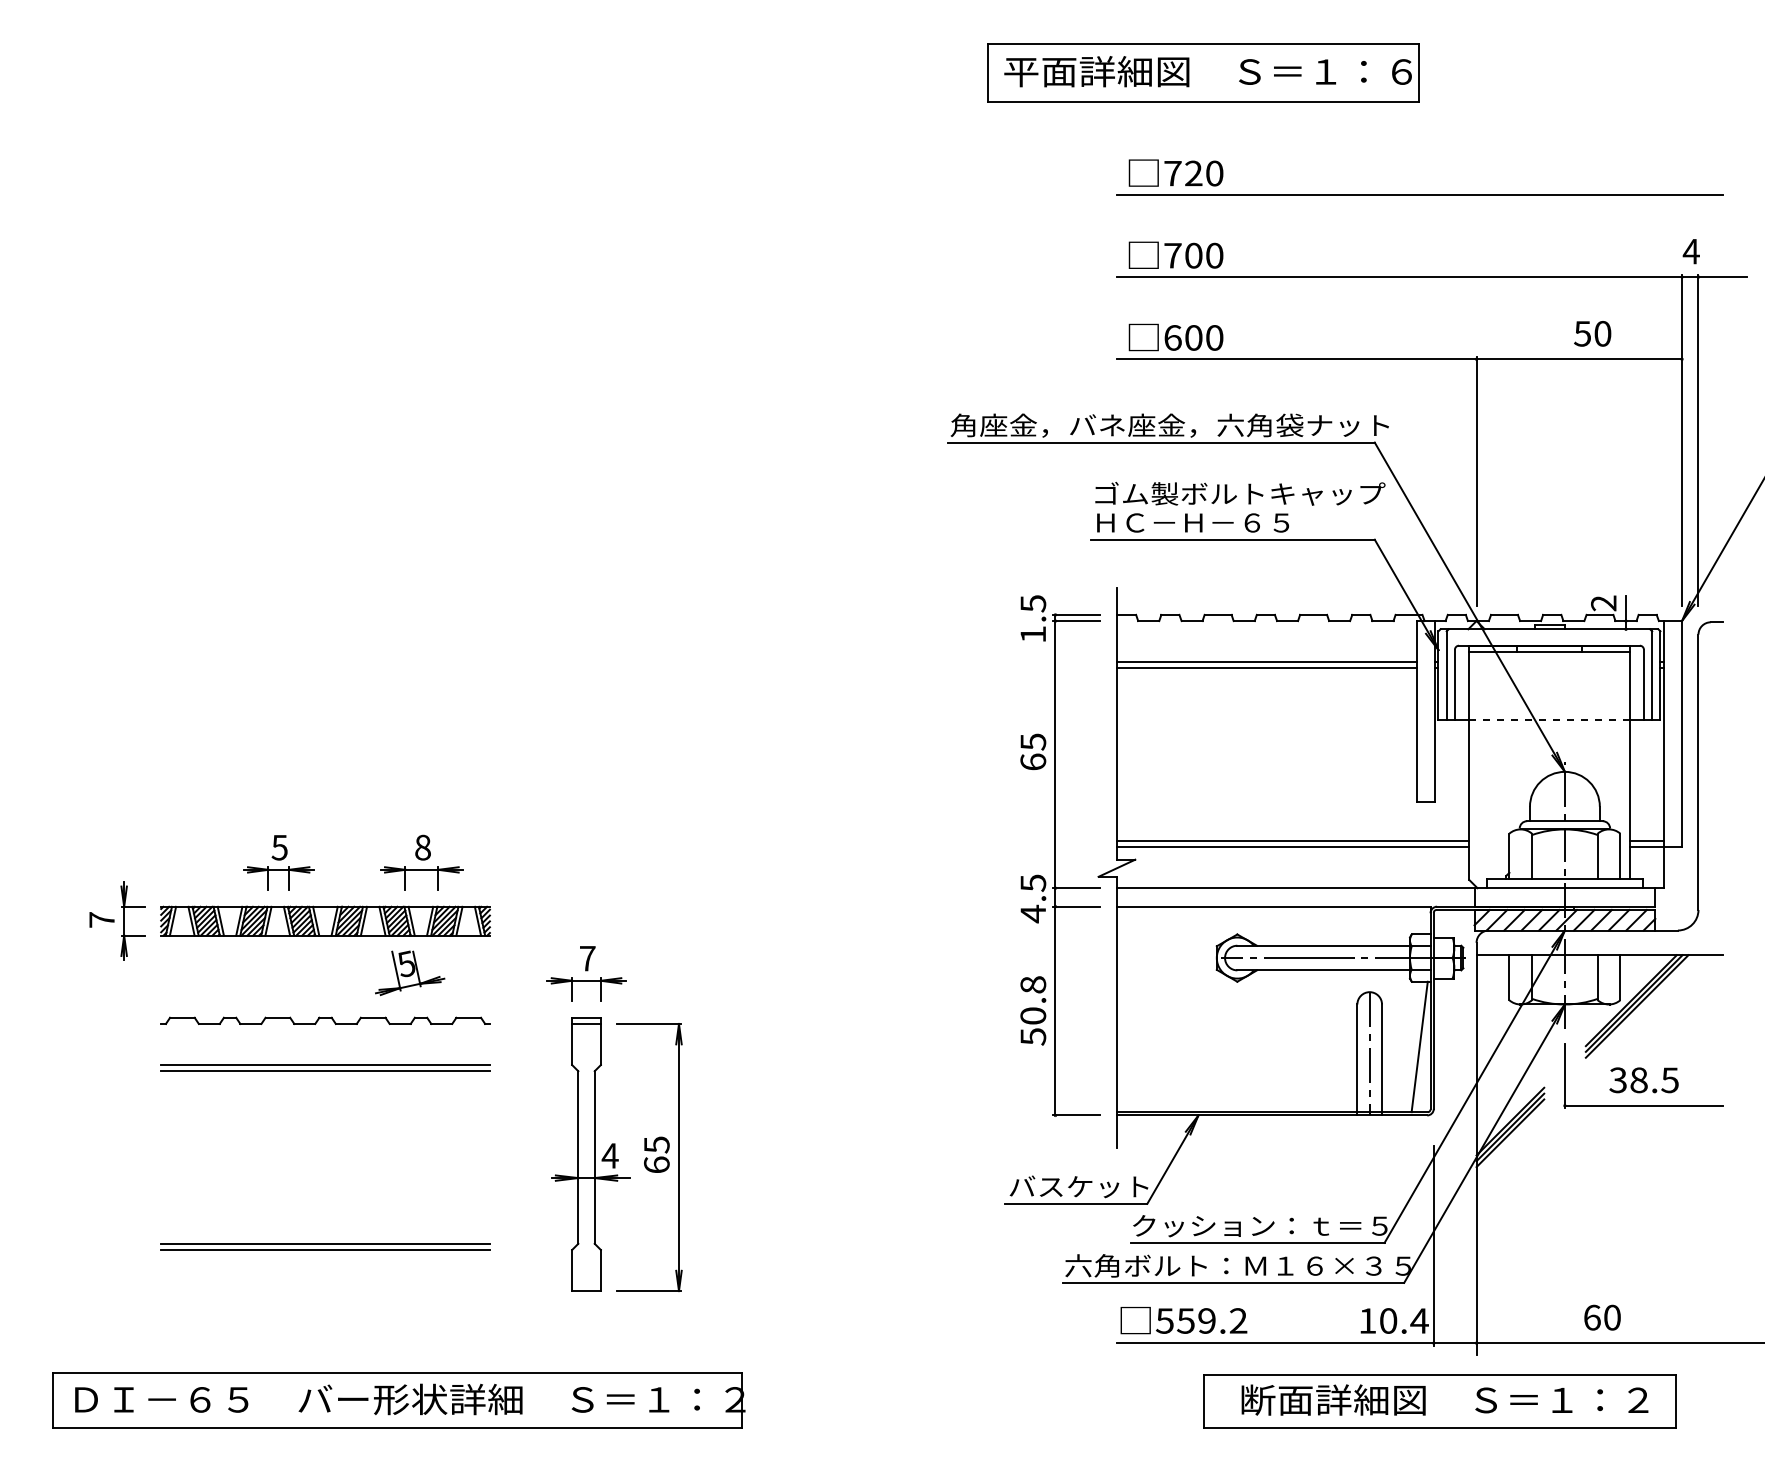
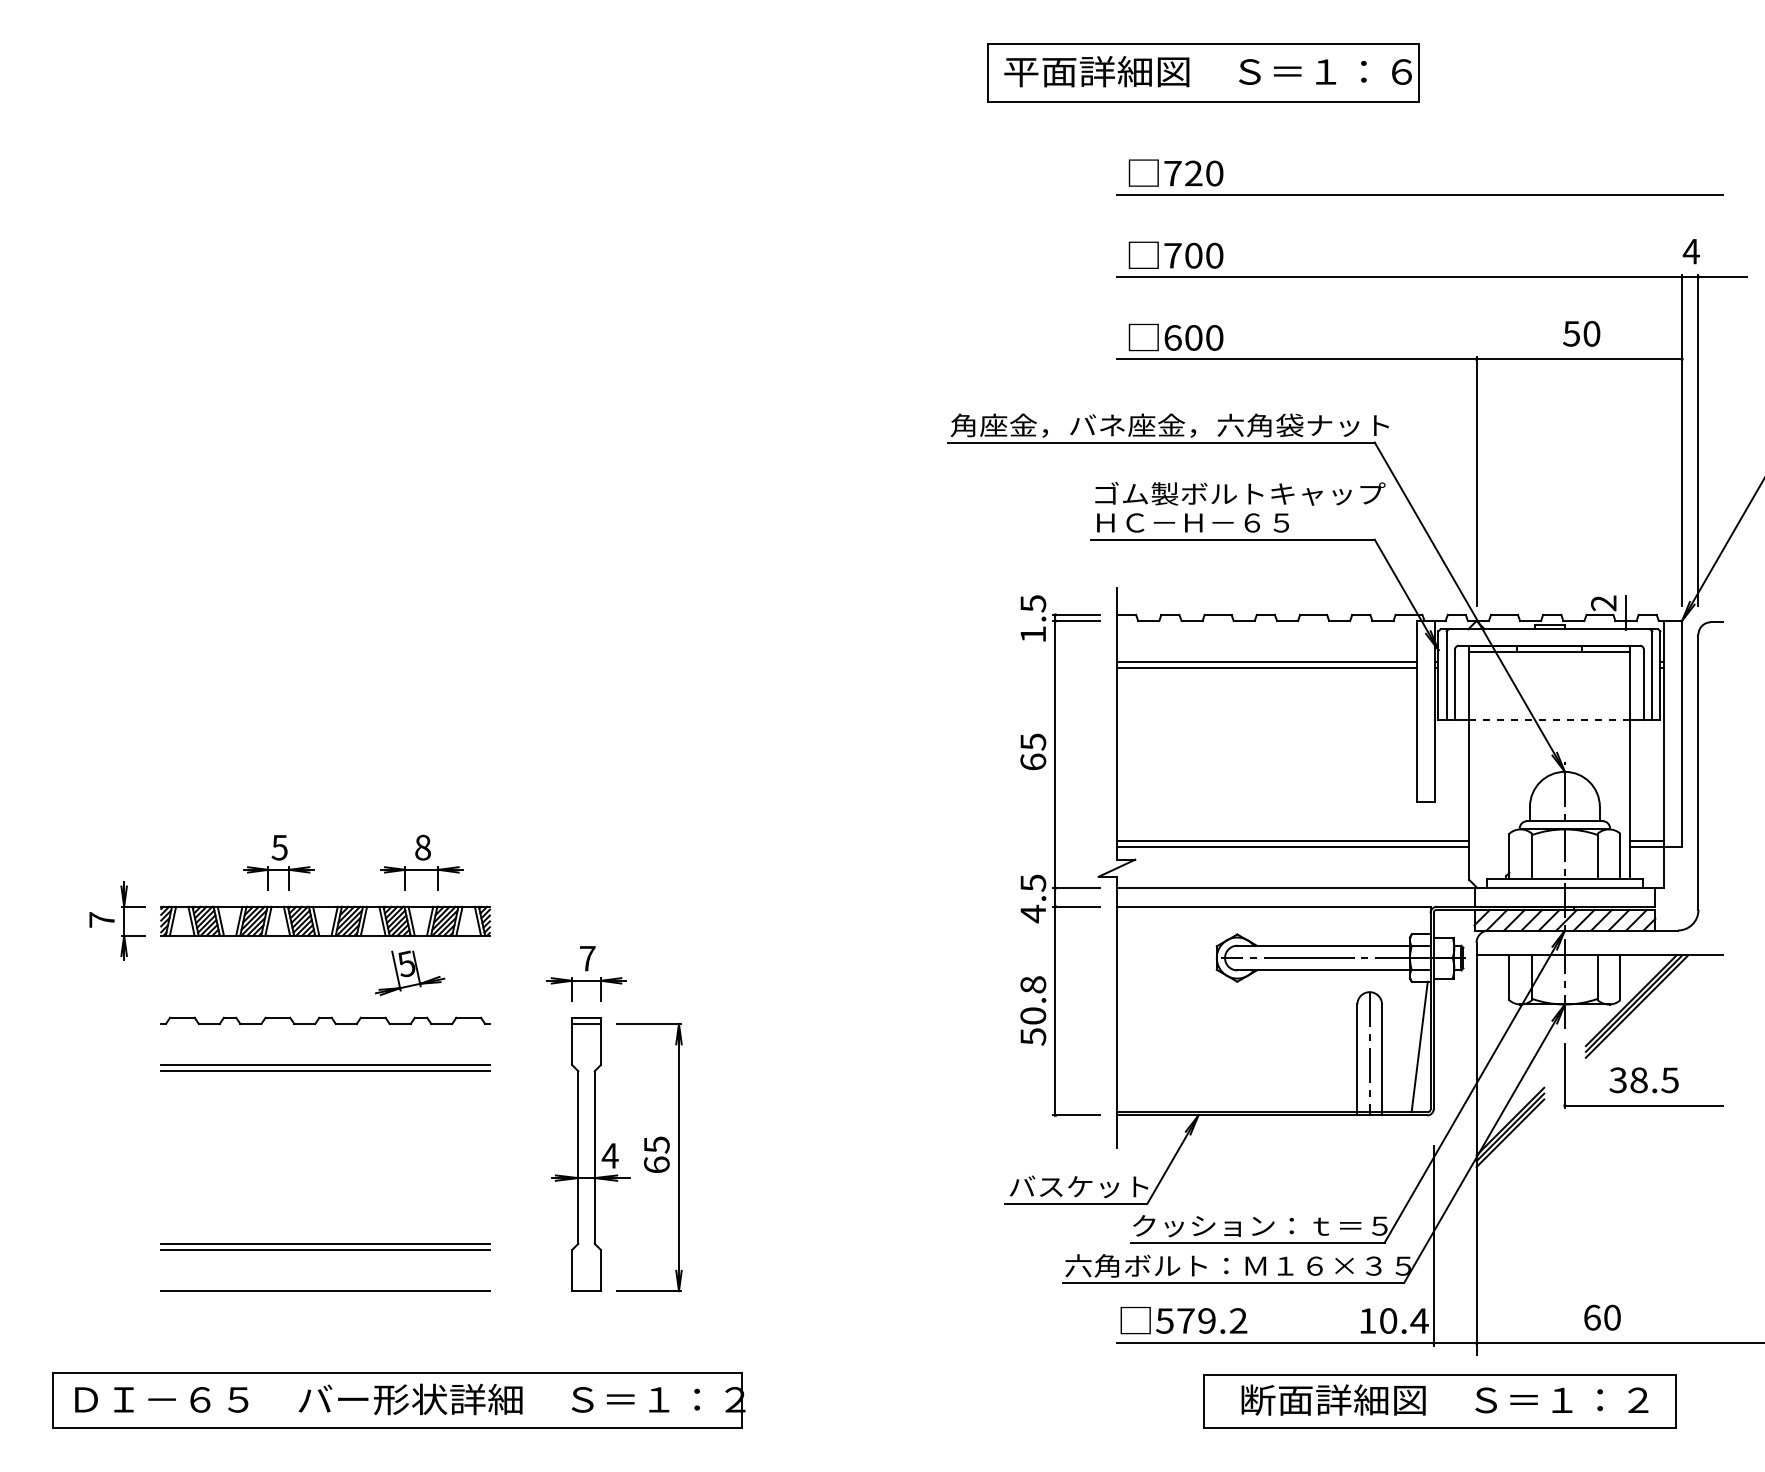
text position: (1592, 333) -> (1581, 333) (1581, 333)
line: none -> present (325, 1291)
text: 559.2 -> 579.2 (1185, 1320)
